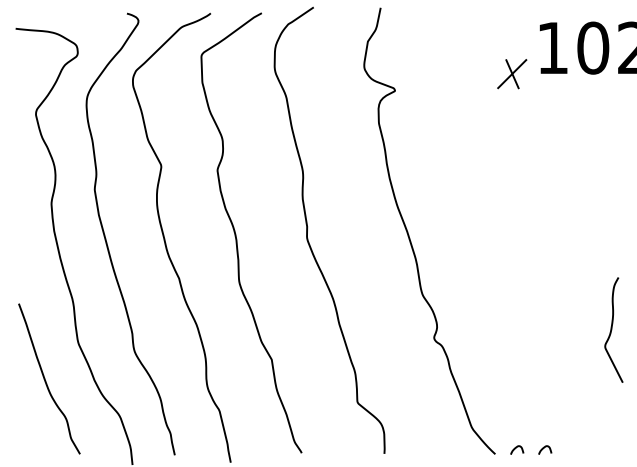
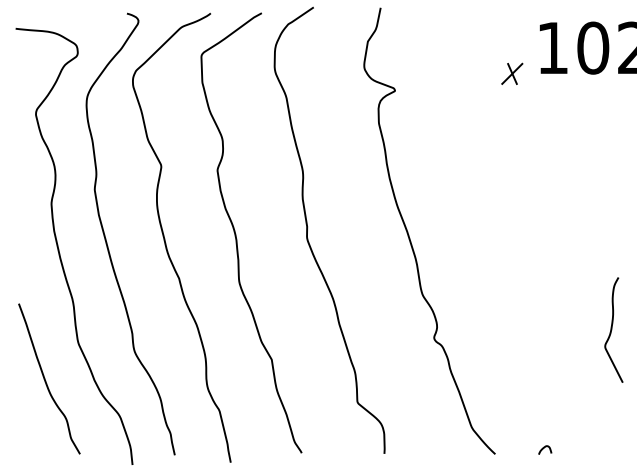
part size: 31x31 px -> 23x23 px (512, 73)
curve: present -> none (516, 448)
